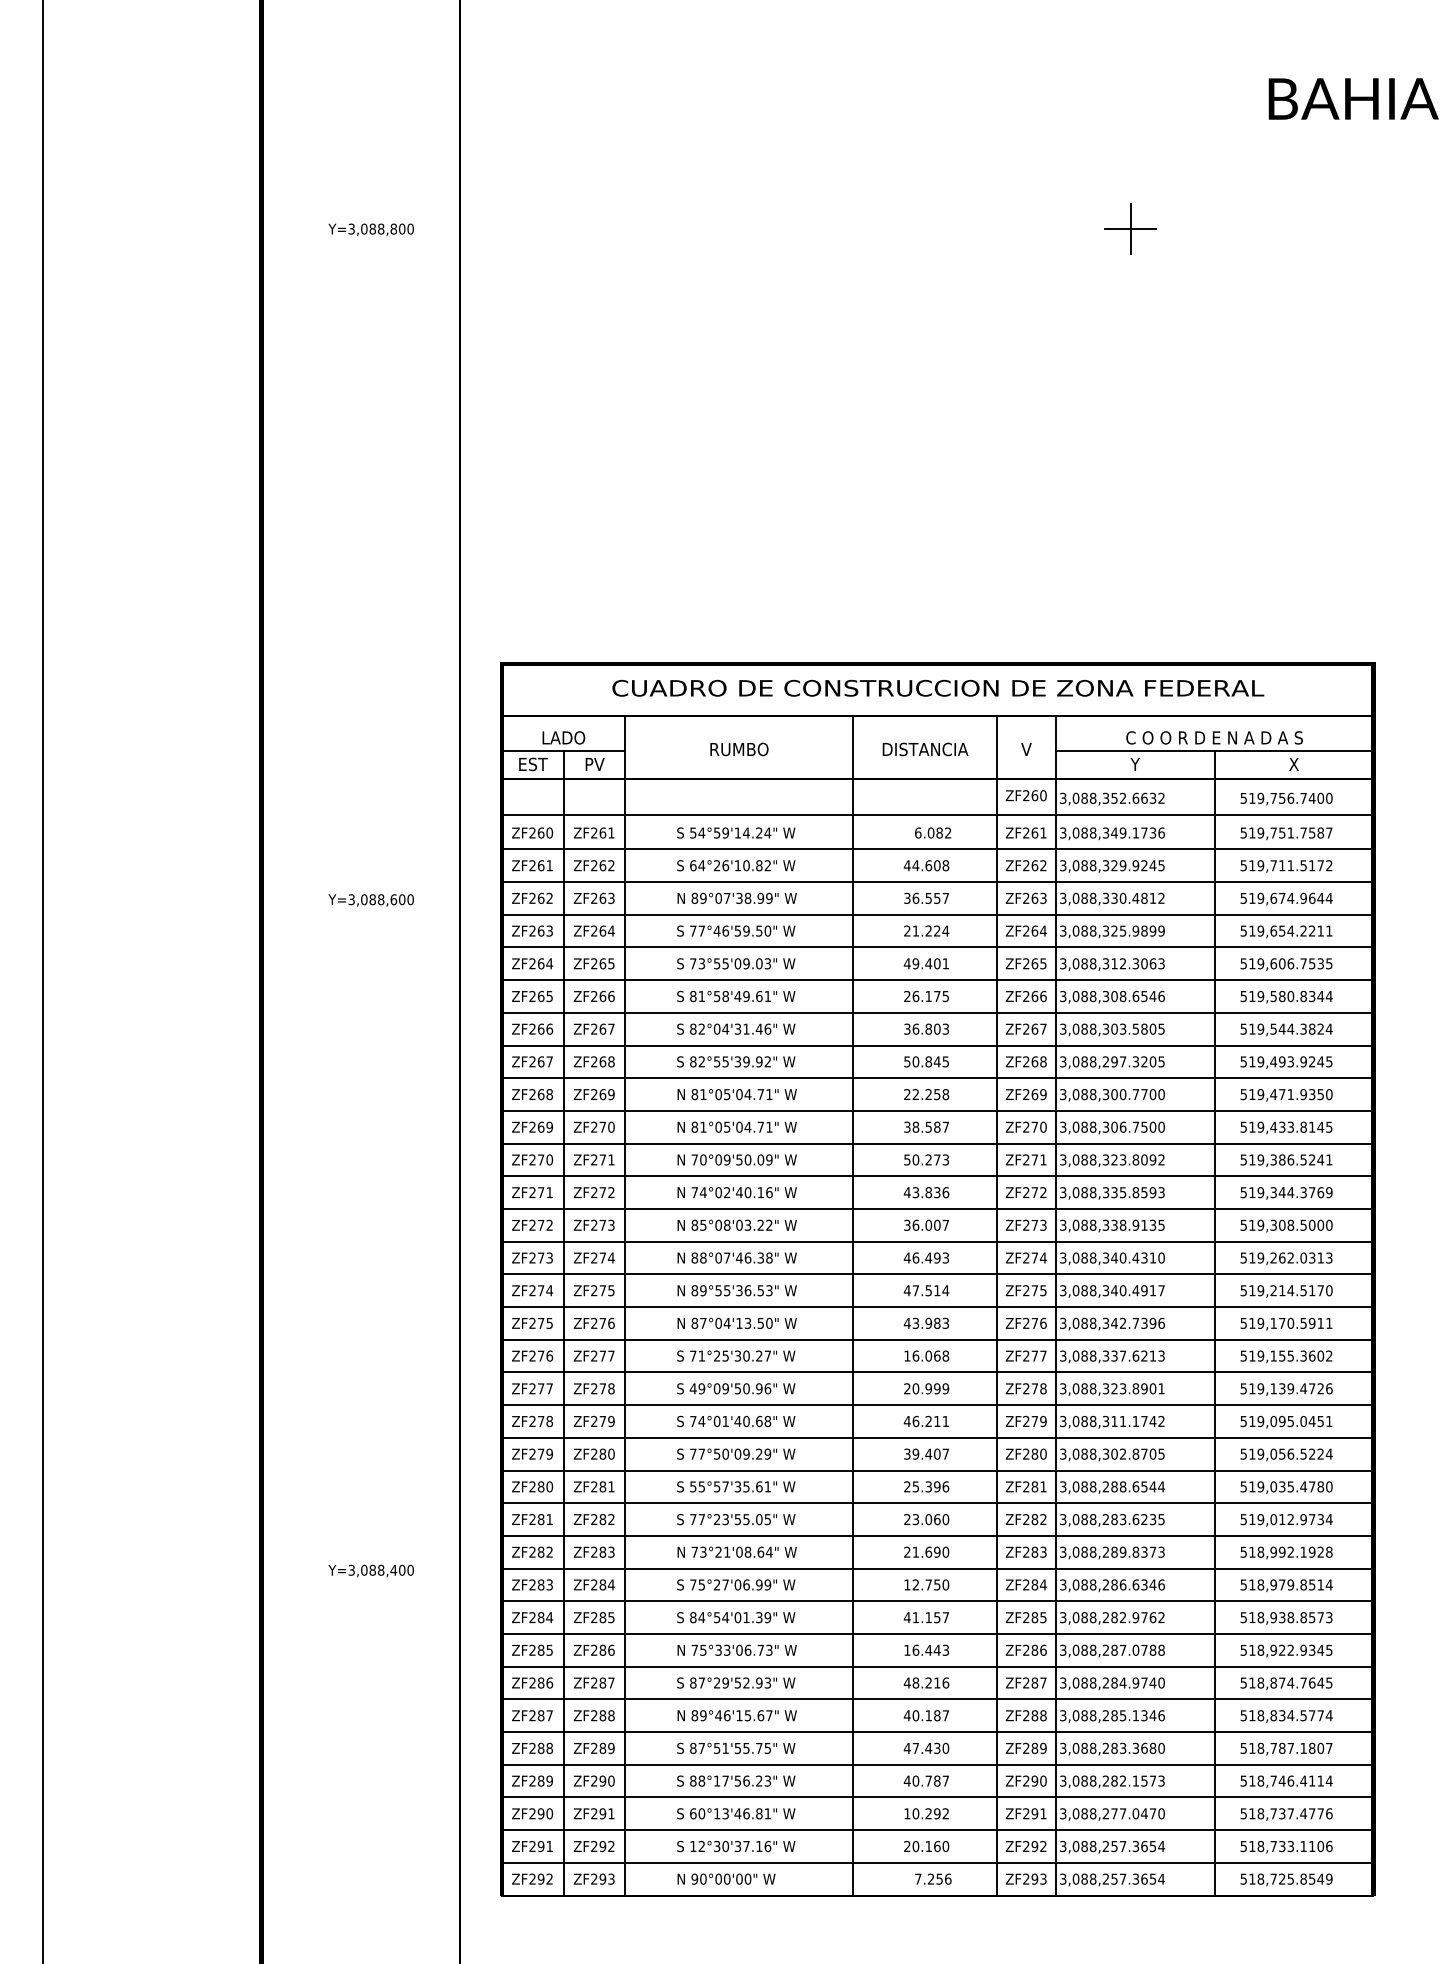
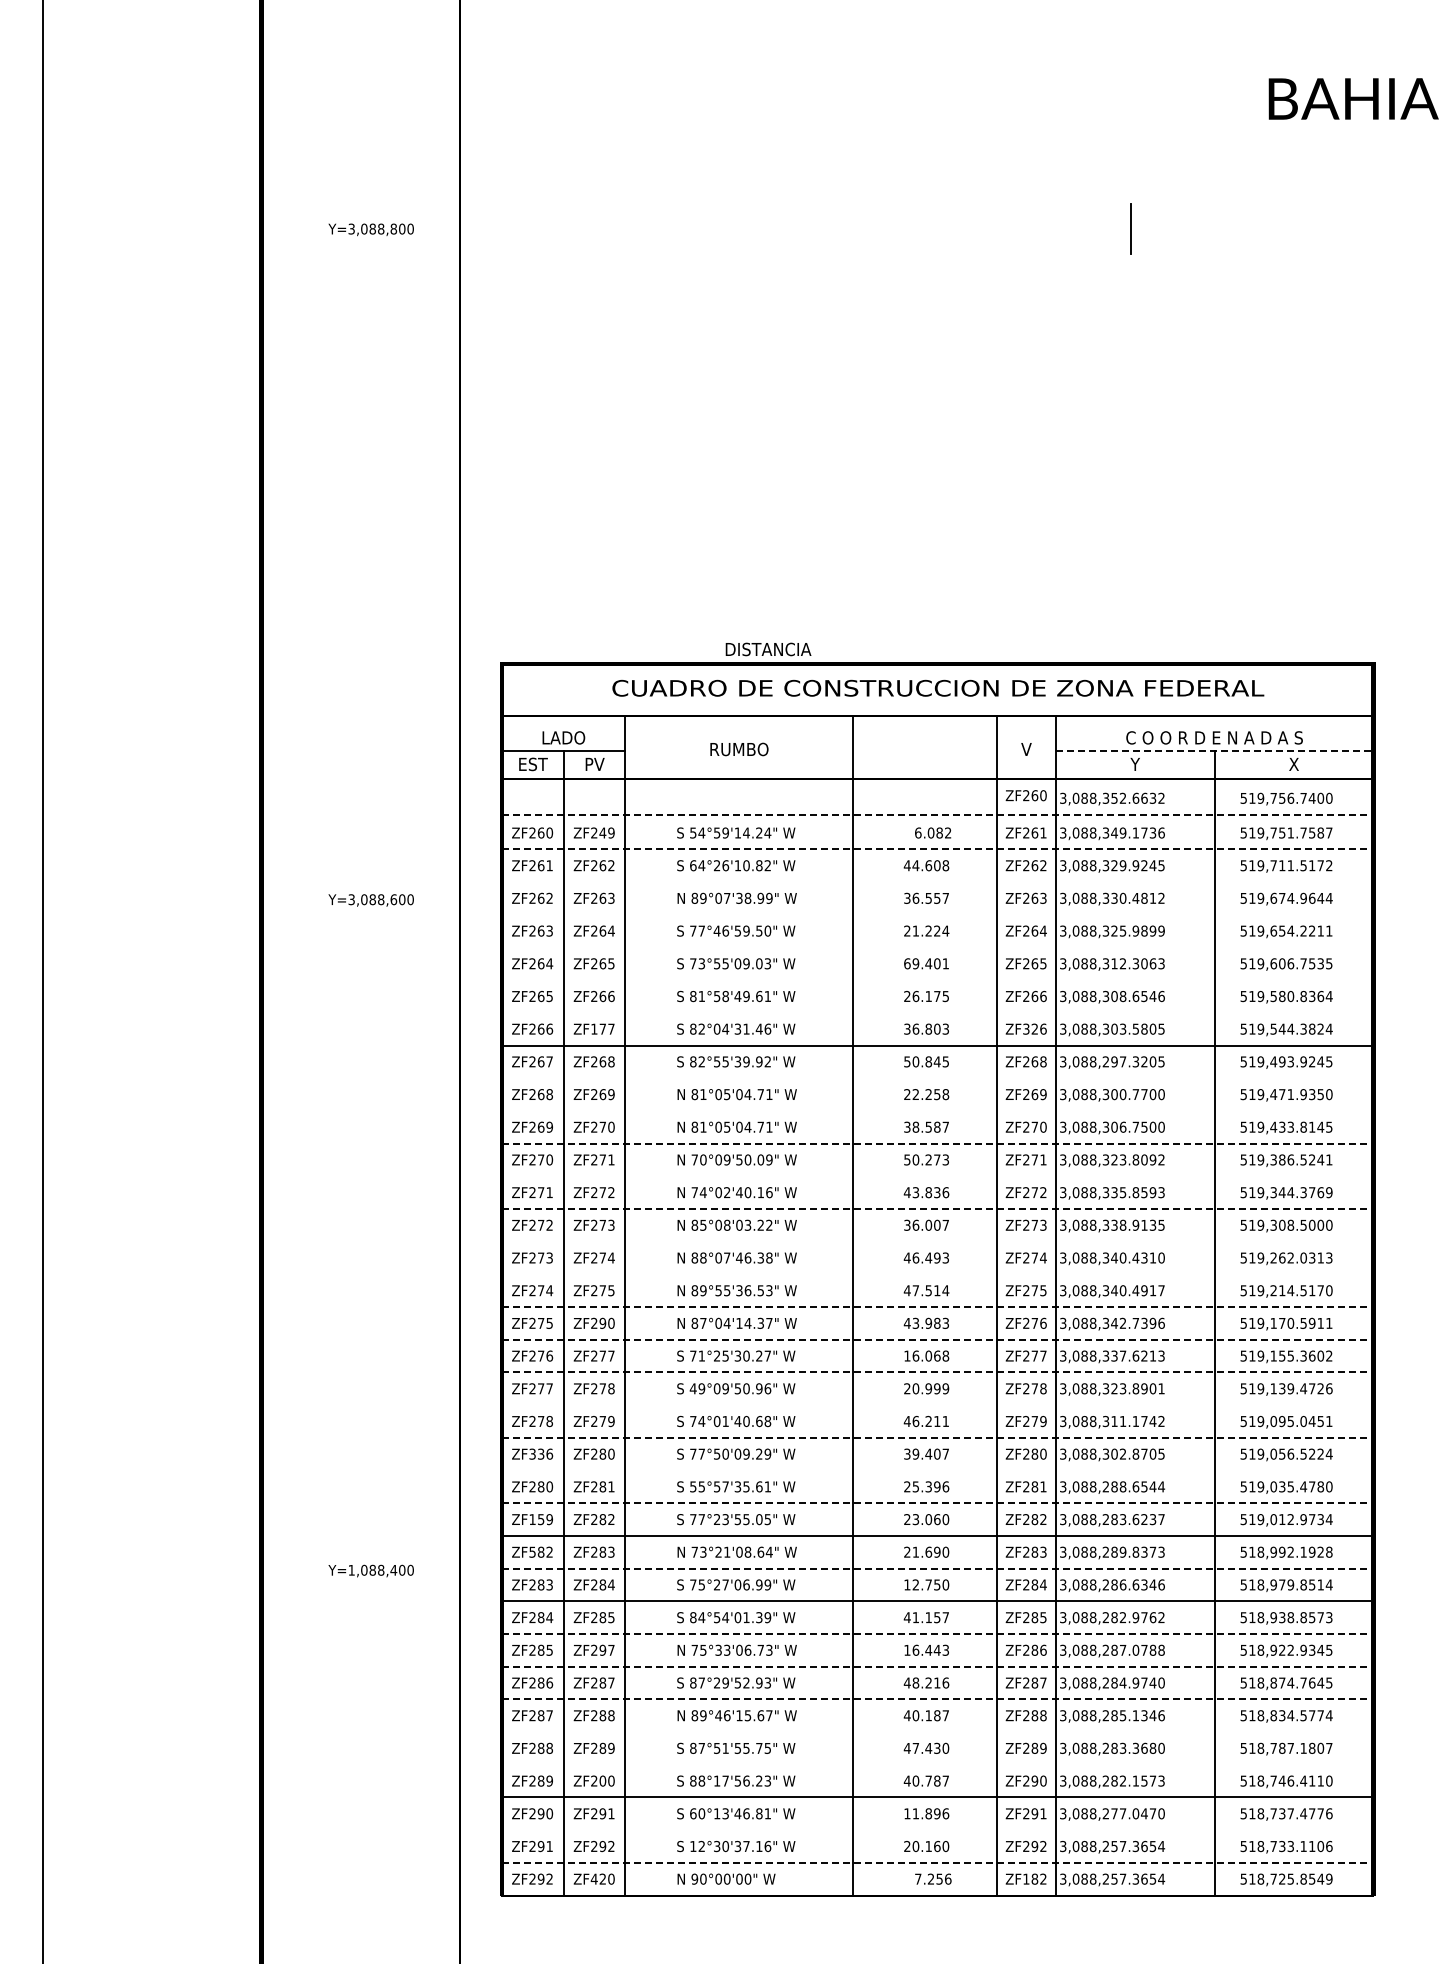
line: present -> none (1130, 229)
text position: (925, 749) -> (768, 649) (768, 649)
line: solid -> dashed (1214, 751)
line: solid -> dashed (937, 814)
text: ZF261 -> ZF249 (606, 832)
line: solid -> dashed (937, 849)
line: present -> none (937, 882)
line: present -> none (937, 914)
line: present -> none (937, 947)
text: 49.401 -> 69.401 (906, 963)
line: present -> none (937, 980)
text: 519,580.8344 -> 519,580.8364 (1320, 996)
line: present -> none (937, 1012)
text: ZF267 -> ZF177 (598, 1028)
text: ZF267 -> ZF326 (1034, 1028)
line: present -> none (937, 1078)
line: present -> none (937, 1110)
line: solid -> dashed (937, 1143)
line: present -> none (937, 1176)
line: solid -> dashed (937, 1209)
line: present -> none (937, 1241)
line: present -> none (937, 1274)
line: solid -> dashed (937, 1307)
text: ZF276 -> ZF290 (606, 1322)
text: 87°04'13.50" -> 87°04'14.37" (758, 1322)
line: solid -> dashed (937, 1339)
line: solid -> dashed (937, 1372)
line: present -> none (937, 1405)
line: solid -> dashed (937, 1437)
text: ZF279 -> ZF336 (541, 1453)
line: present -> none (937, 1470)
line: solid -> dashed (937, 1503)
text: ZF281 -> ZF159 (540, 1519)
text: 3,088,283.6235 -> 3,088,283.6237 (1161, 1519)
text: ZF282 -> ZF582 (532, 1551)
line: solid -> dashed (937, 1568)
text: Y=3,088,400 -> Y=1,088,400 (351, 1569)
line: solid -> dashed (937, 1634)
text: ZF286 -> ZF297 (606, 1649)
line: solid -> dashed (937, 1666)
line: solid -> dashed (937, 1699)
line: present -> none (937, 1732)
line: present -> none (937, 1764)
text: ZF290 -> ZF200 (602, 1780)
text: 518,746.4114 -> 518,746.4110 (1328, 1780)
text: 10.292 -> 11.896 (930, 1813)
line: present -> none (937, 1830)
line: solid -> dashed (937, 1862)
text: ZF293 -> ZF420 (602, 1878)
text: ZF293 -> ZF182 (1034, 1878)
